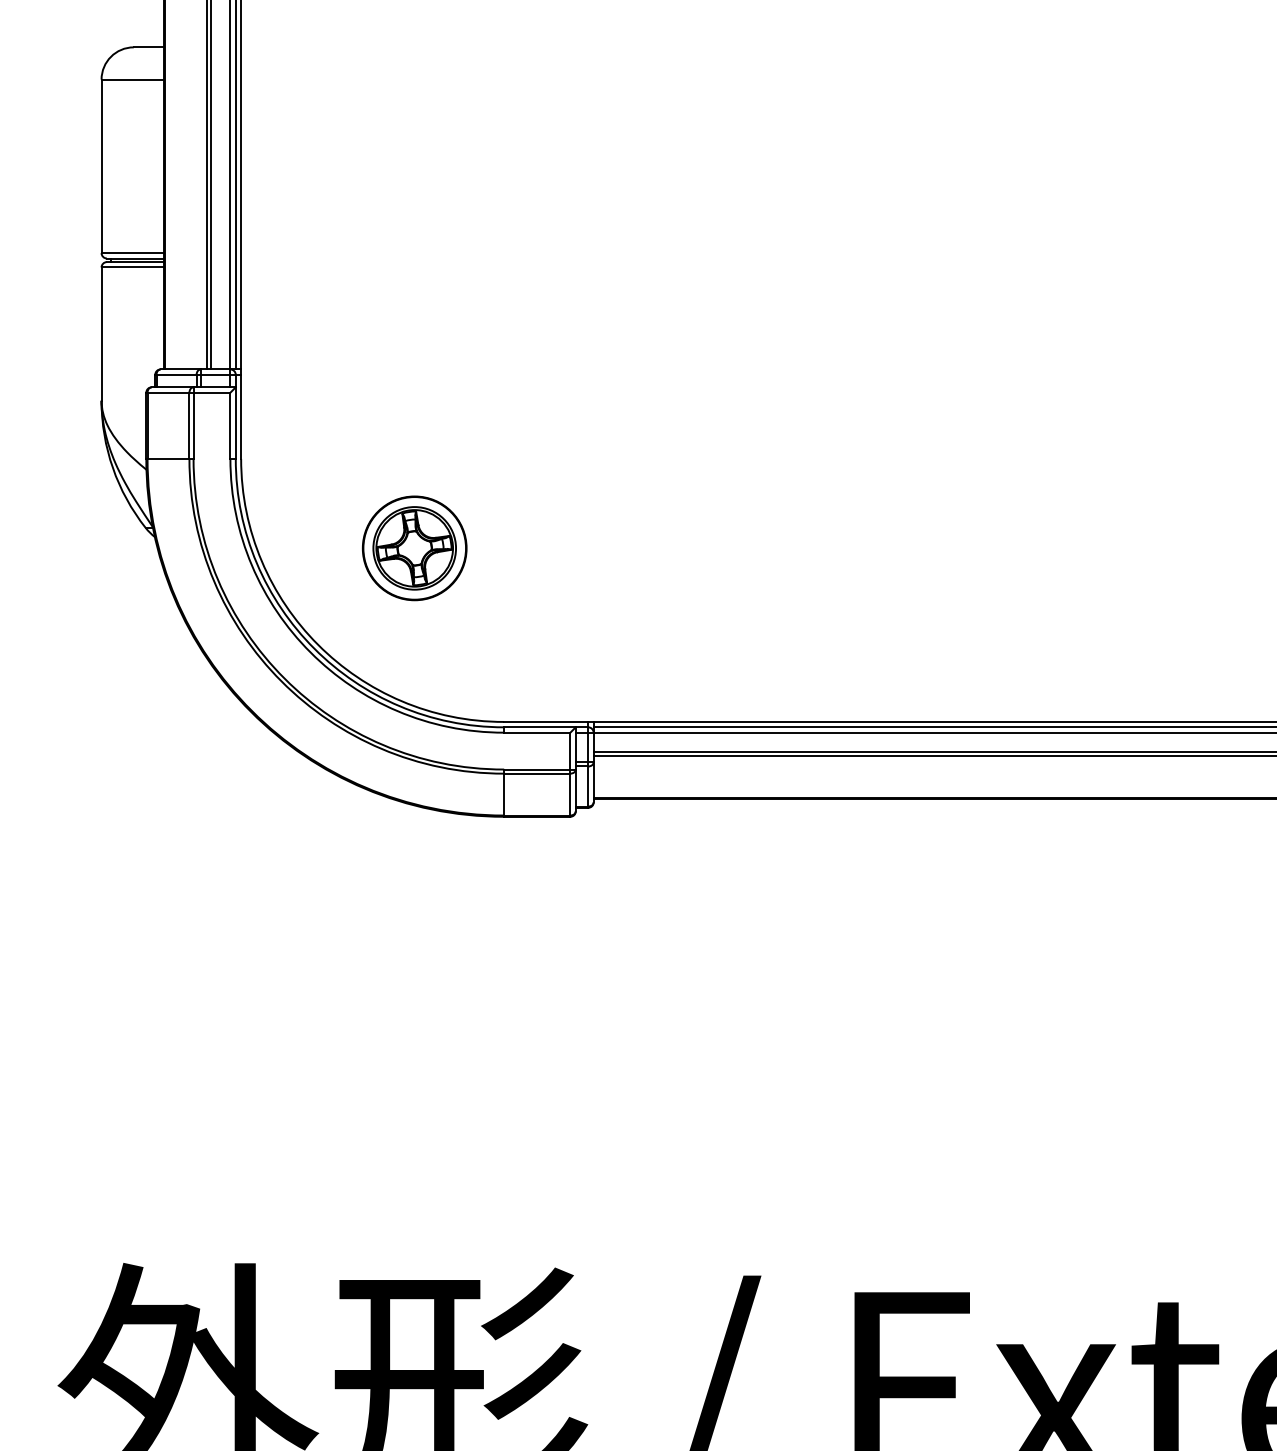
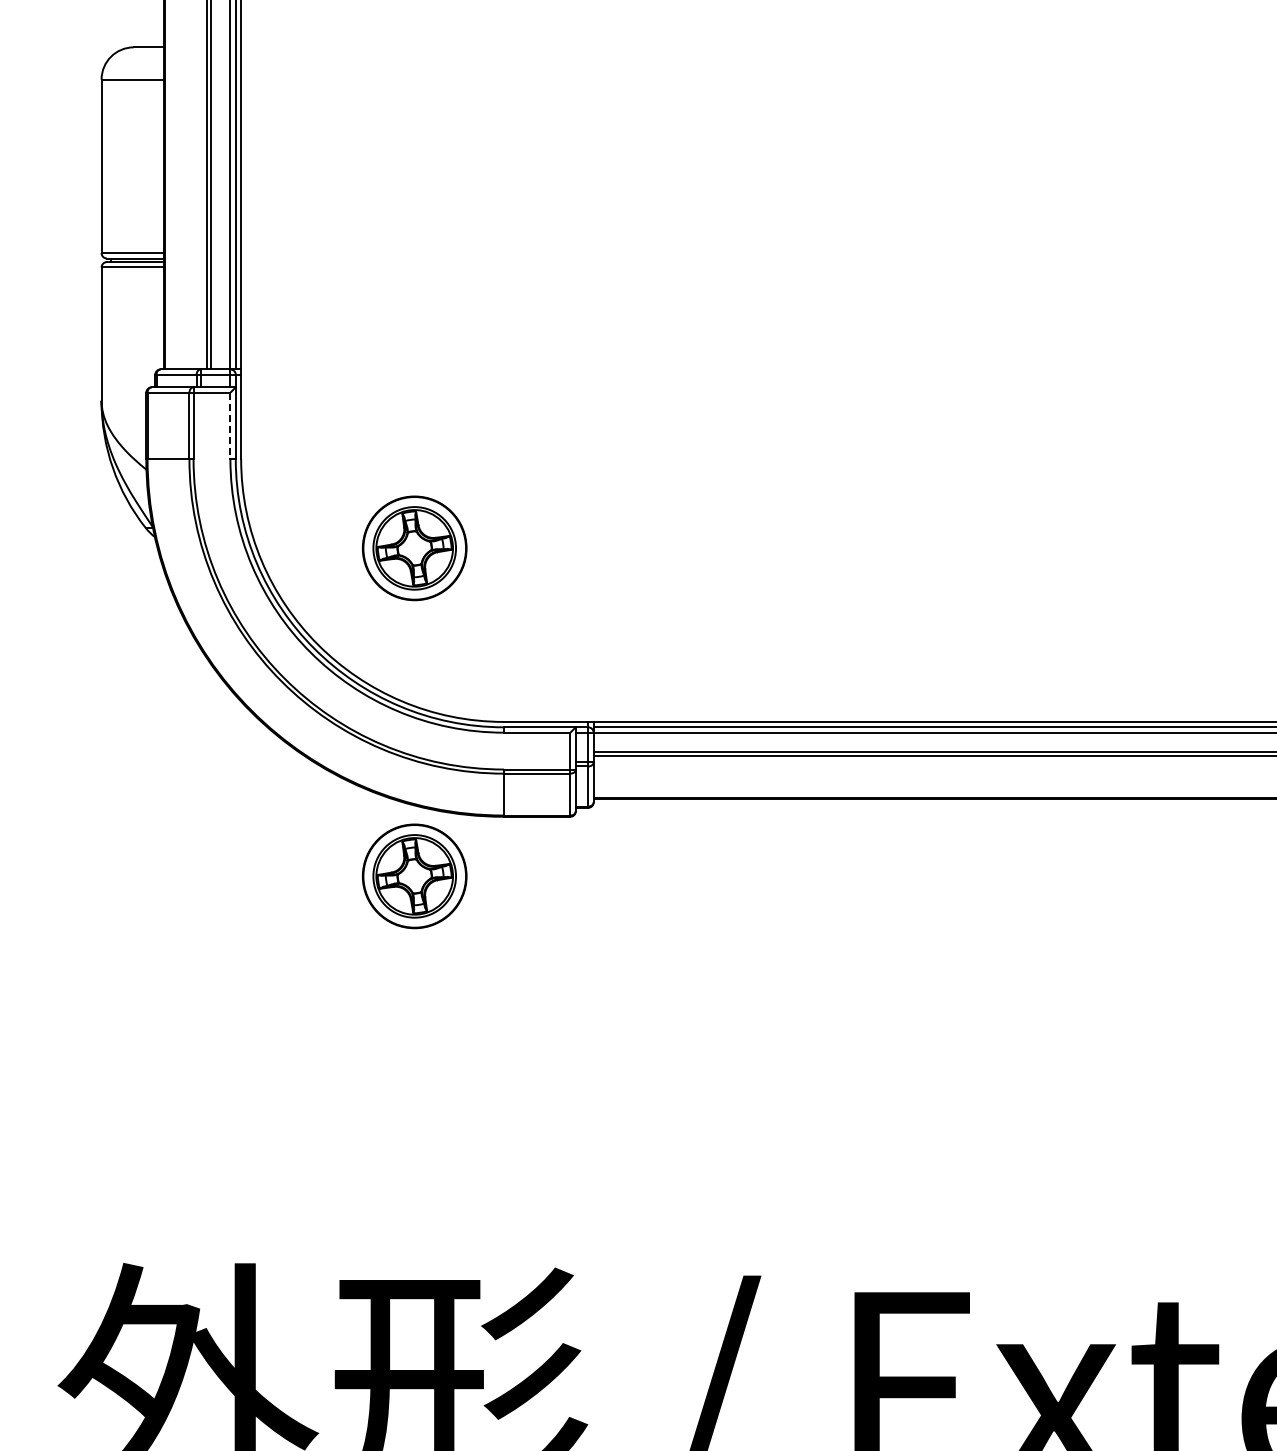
line: solid -> dashed (230, 426)
part: none -> present (414, 876)
